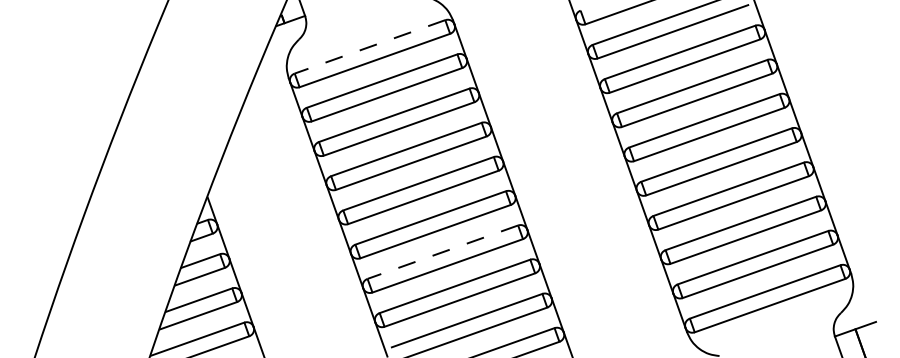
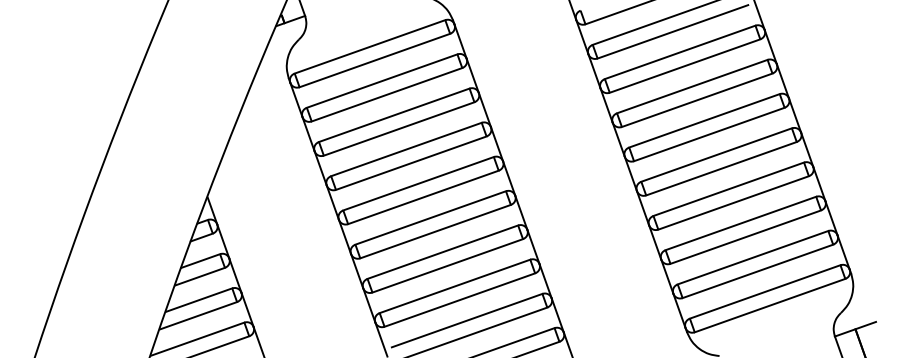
line: dashed -> solid (370, 46)
line: dashed -> solid (442, 252)
